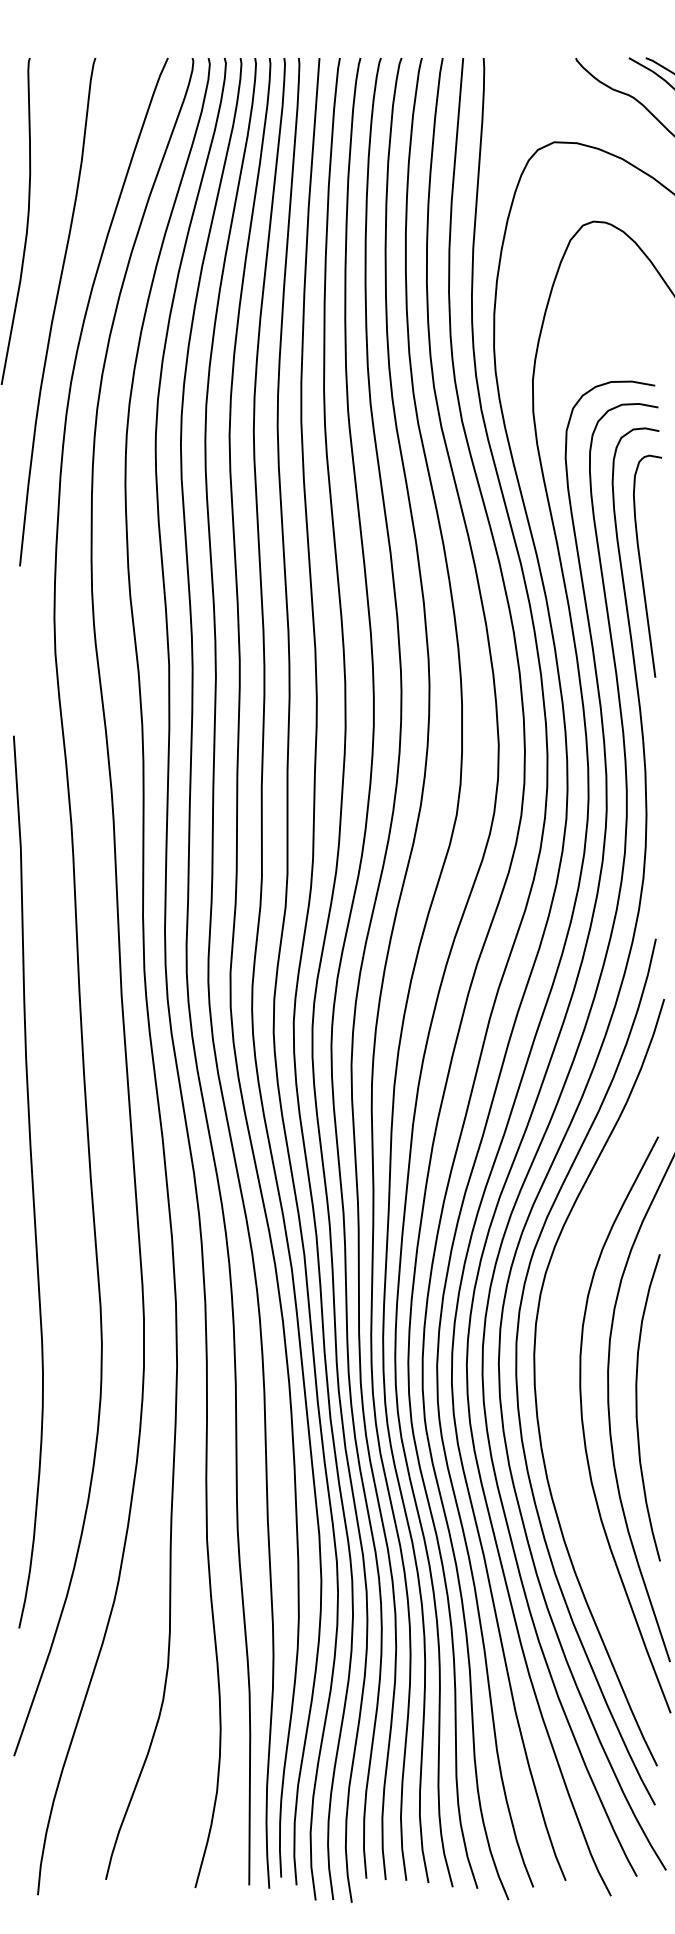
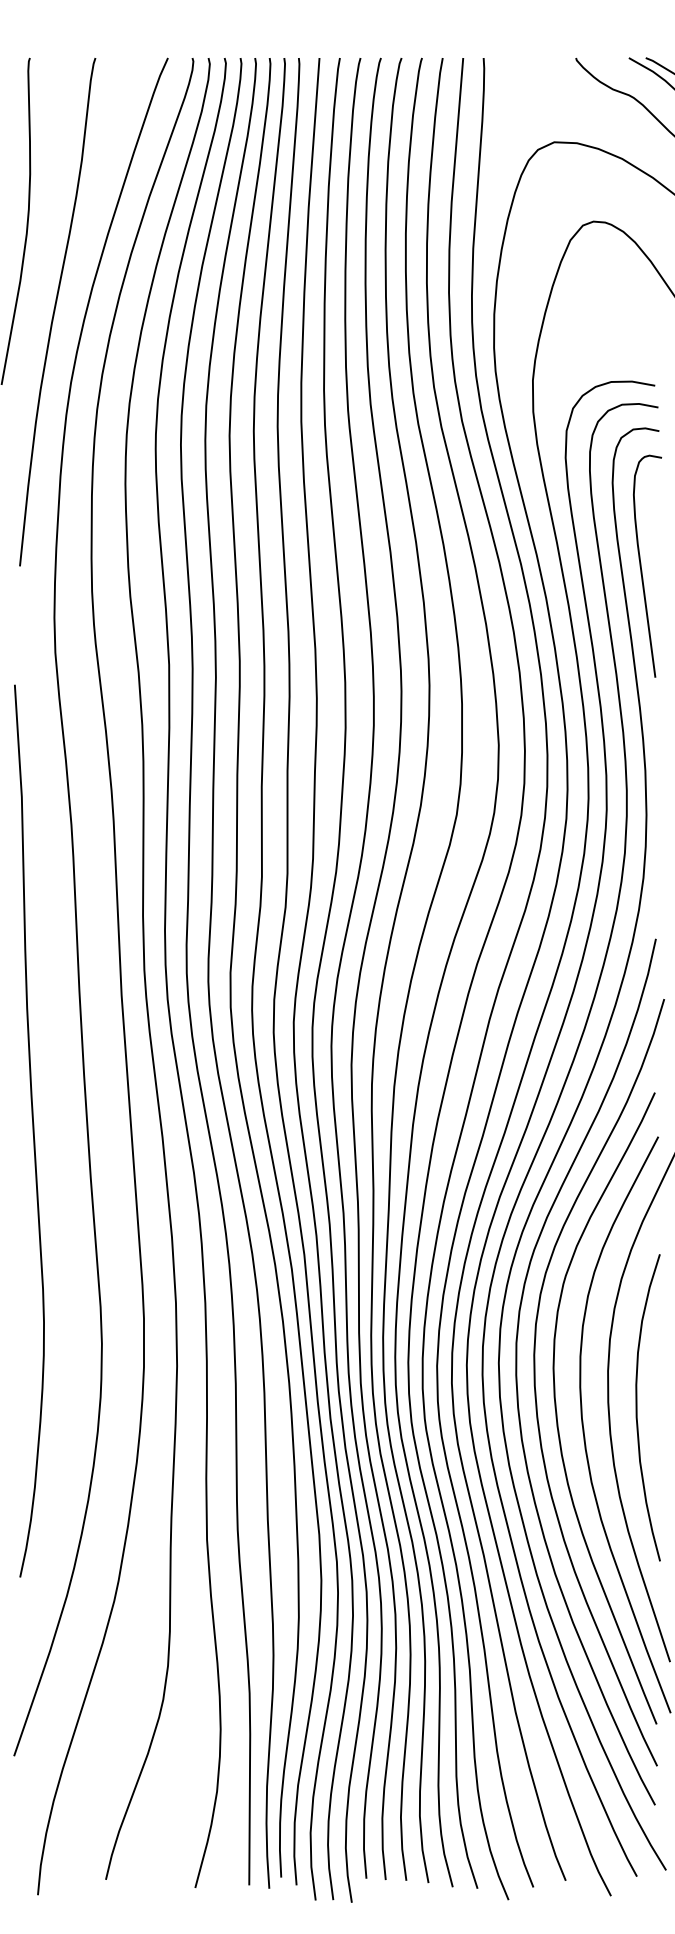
curve position: (31, 1181) -> (32, 1130) (32, 1130)
curve: none -> present (557, 1412)
